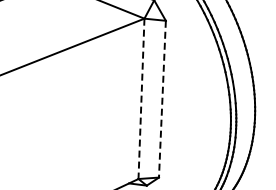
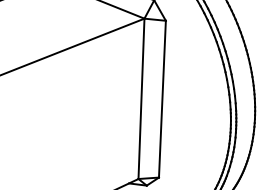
line: dashed -> solid (141, 99)
line: dashed -> solid (162, 99)
